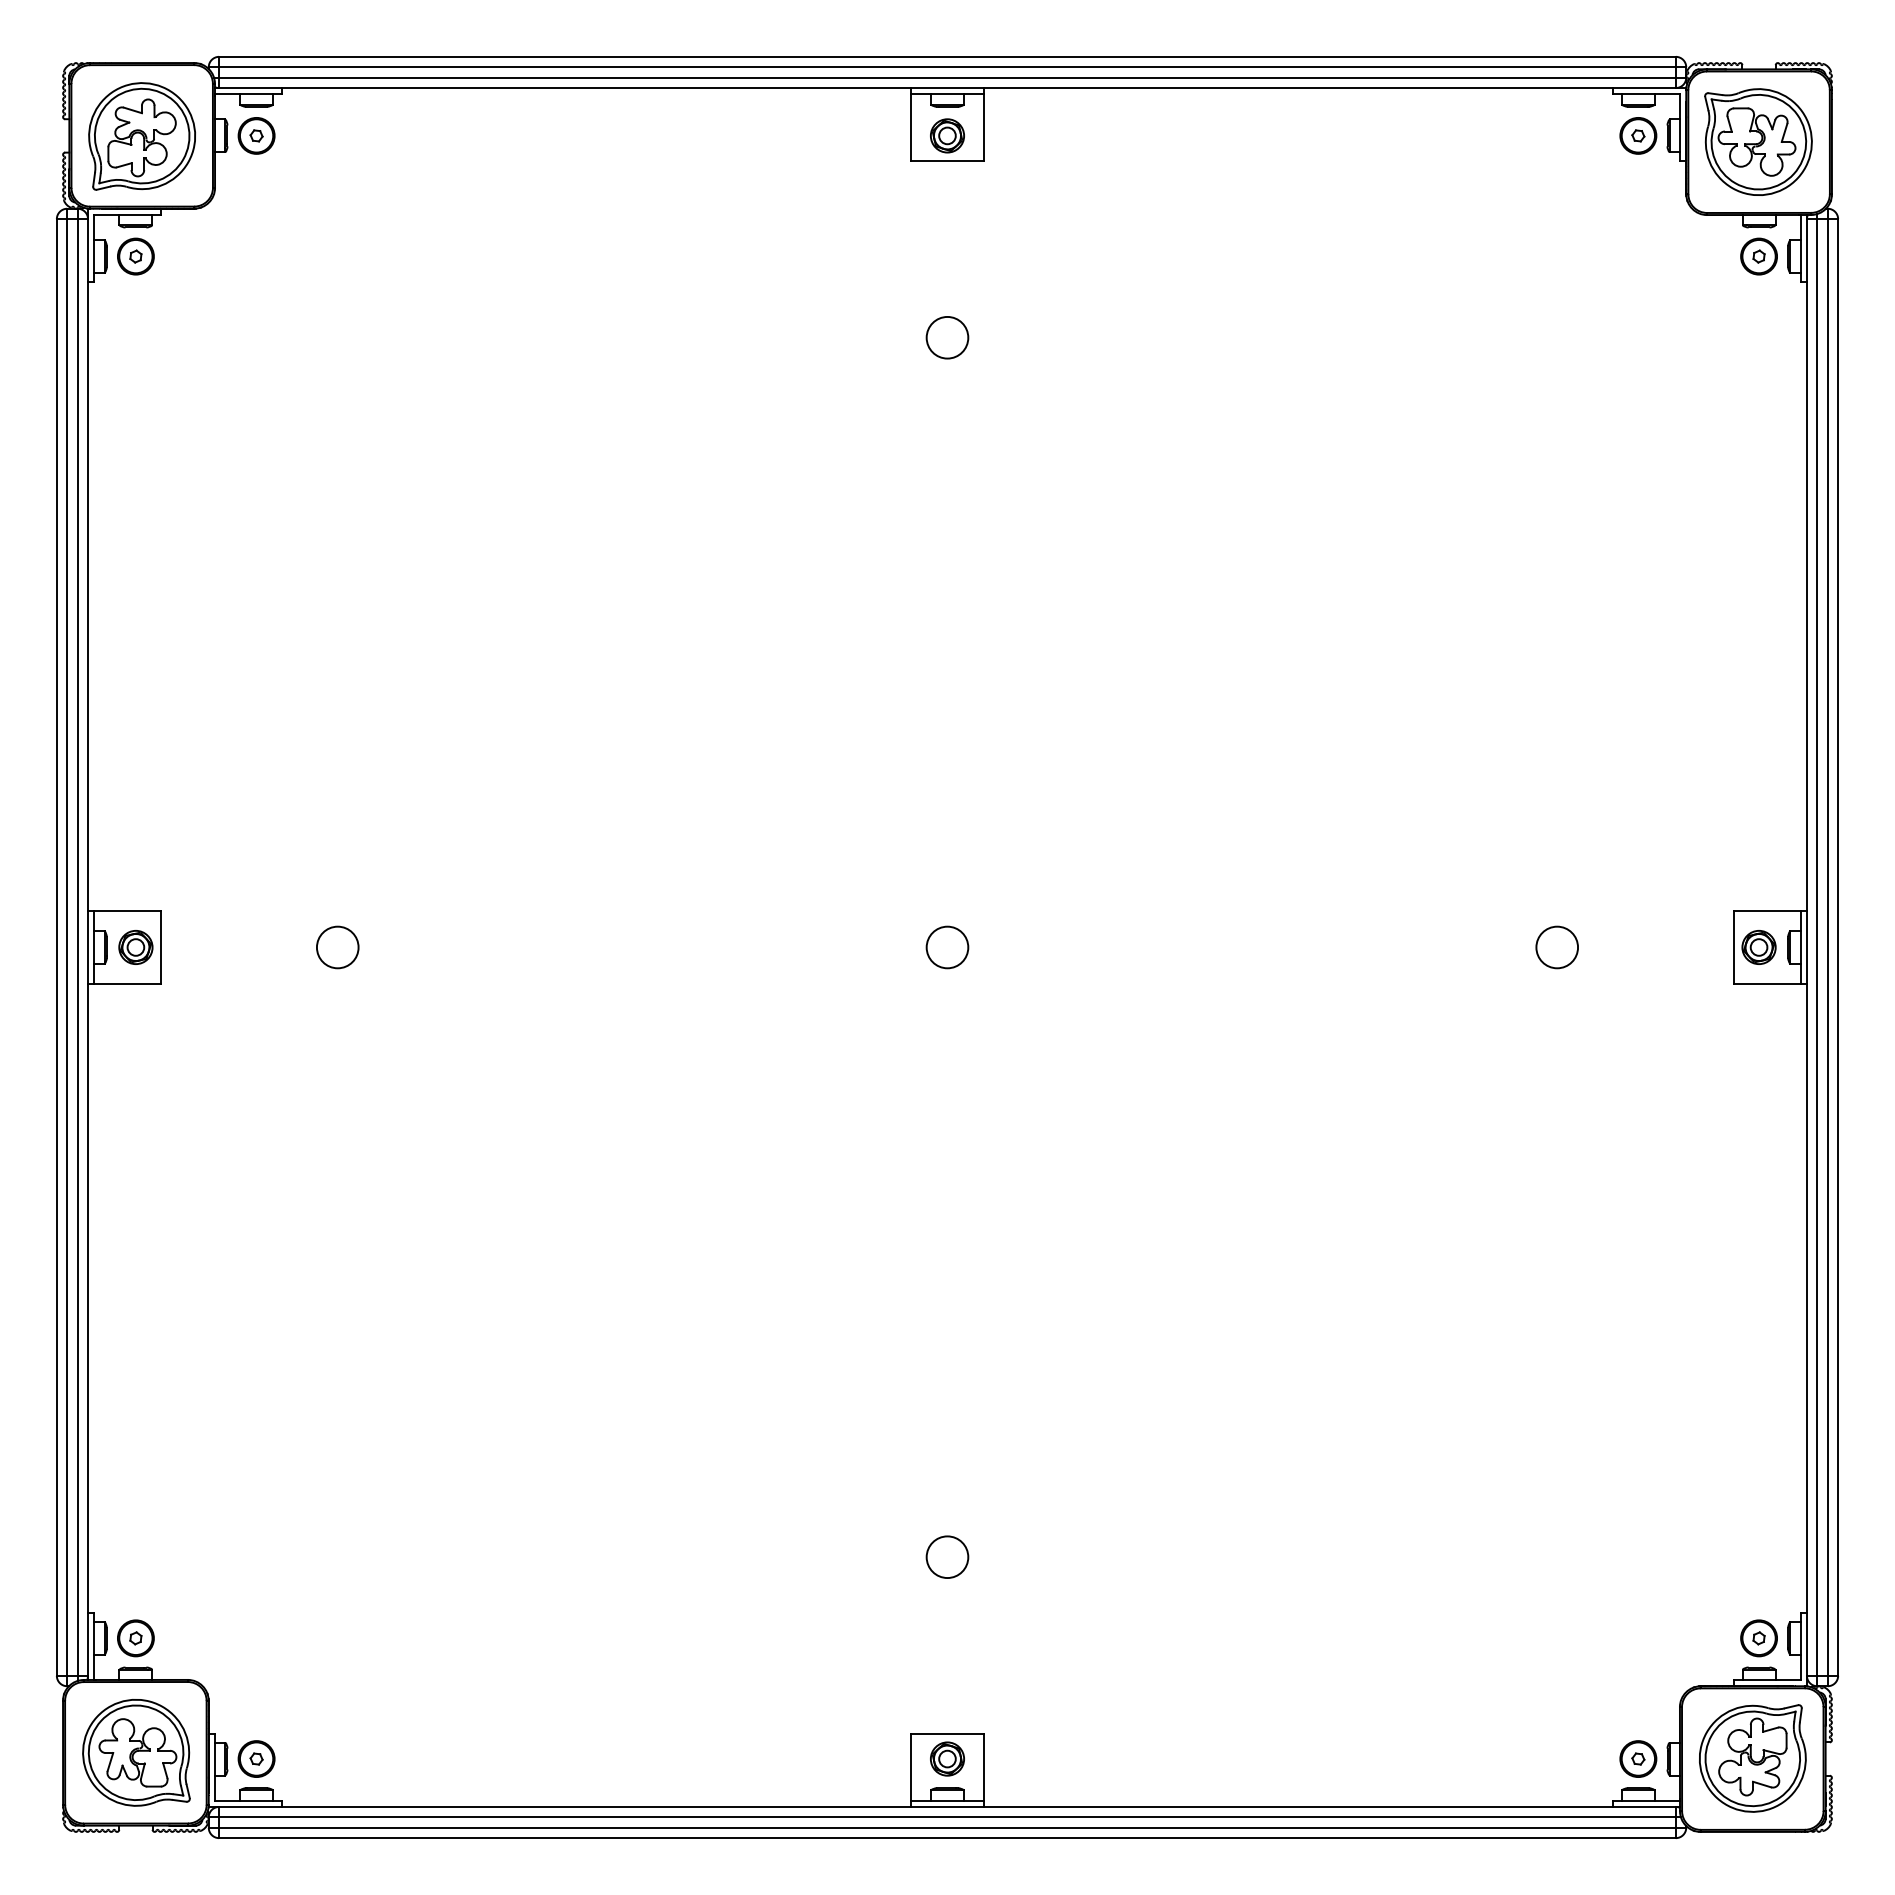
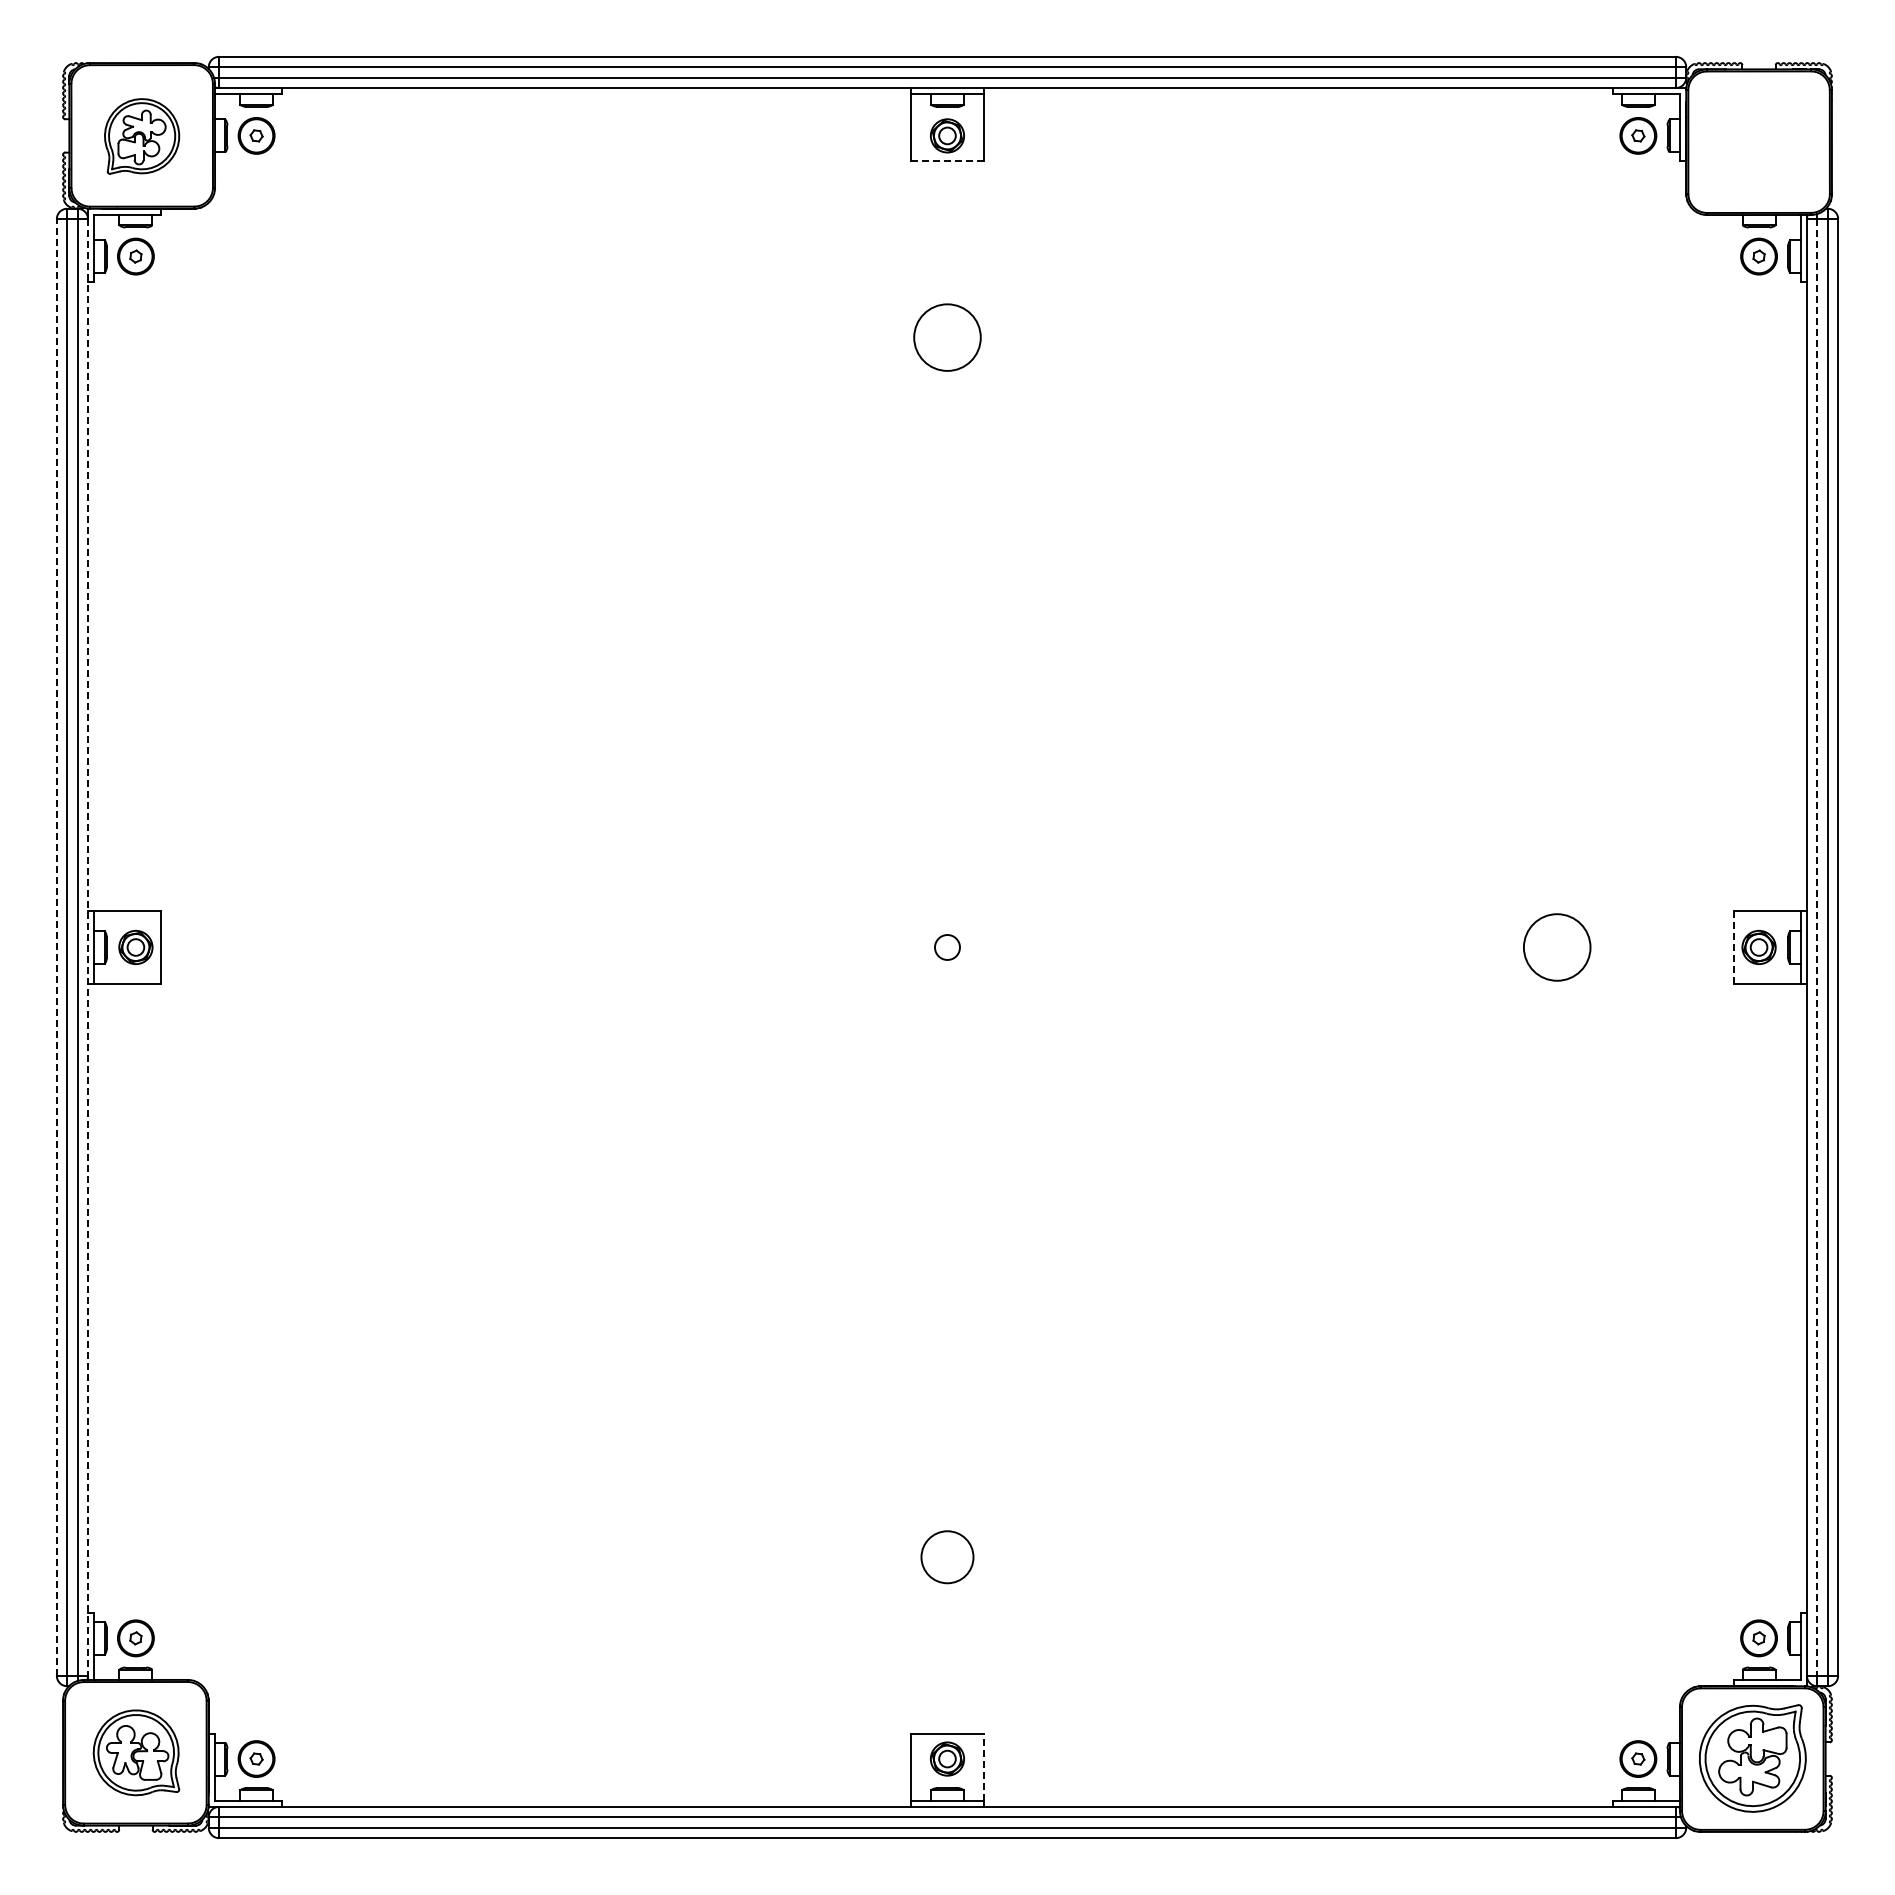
part size: 108x109 px -> 77x77 px (142, 136)
part: present -> none (1758, 141)
line: solid -> dashed (947, 160)
circle size: 45x44 px -> 69x69 px (947, 337)
line: solid -> dashed (56, 947)
line: solid -> dashed (88, 947)
circle: present -> none (337, 947)
circle diameter: 42 px -> 25 px (947, 947)
circle diameter: 42 px -> 67 px (1556, 947)
line: solid -> dashed (1734, 947)
line: solid -> dashed (1817, 947)
circle size: 45x44 px -> 55x55 px (947, 1557)
part size: 109x108 px -> 89x88 px (136, 1752)
line: solid -> dashed (983, 1766)
